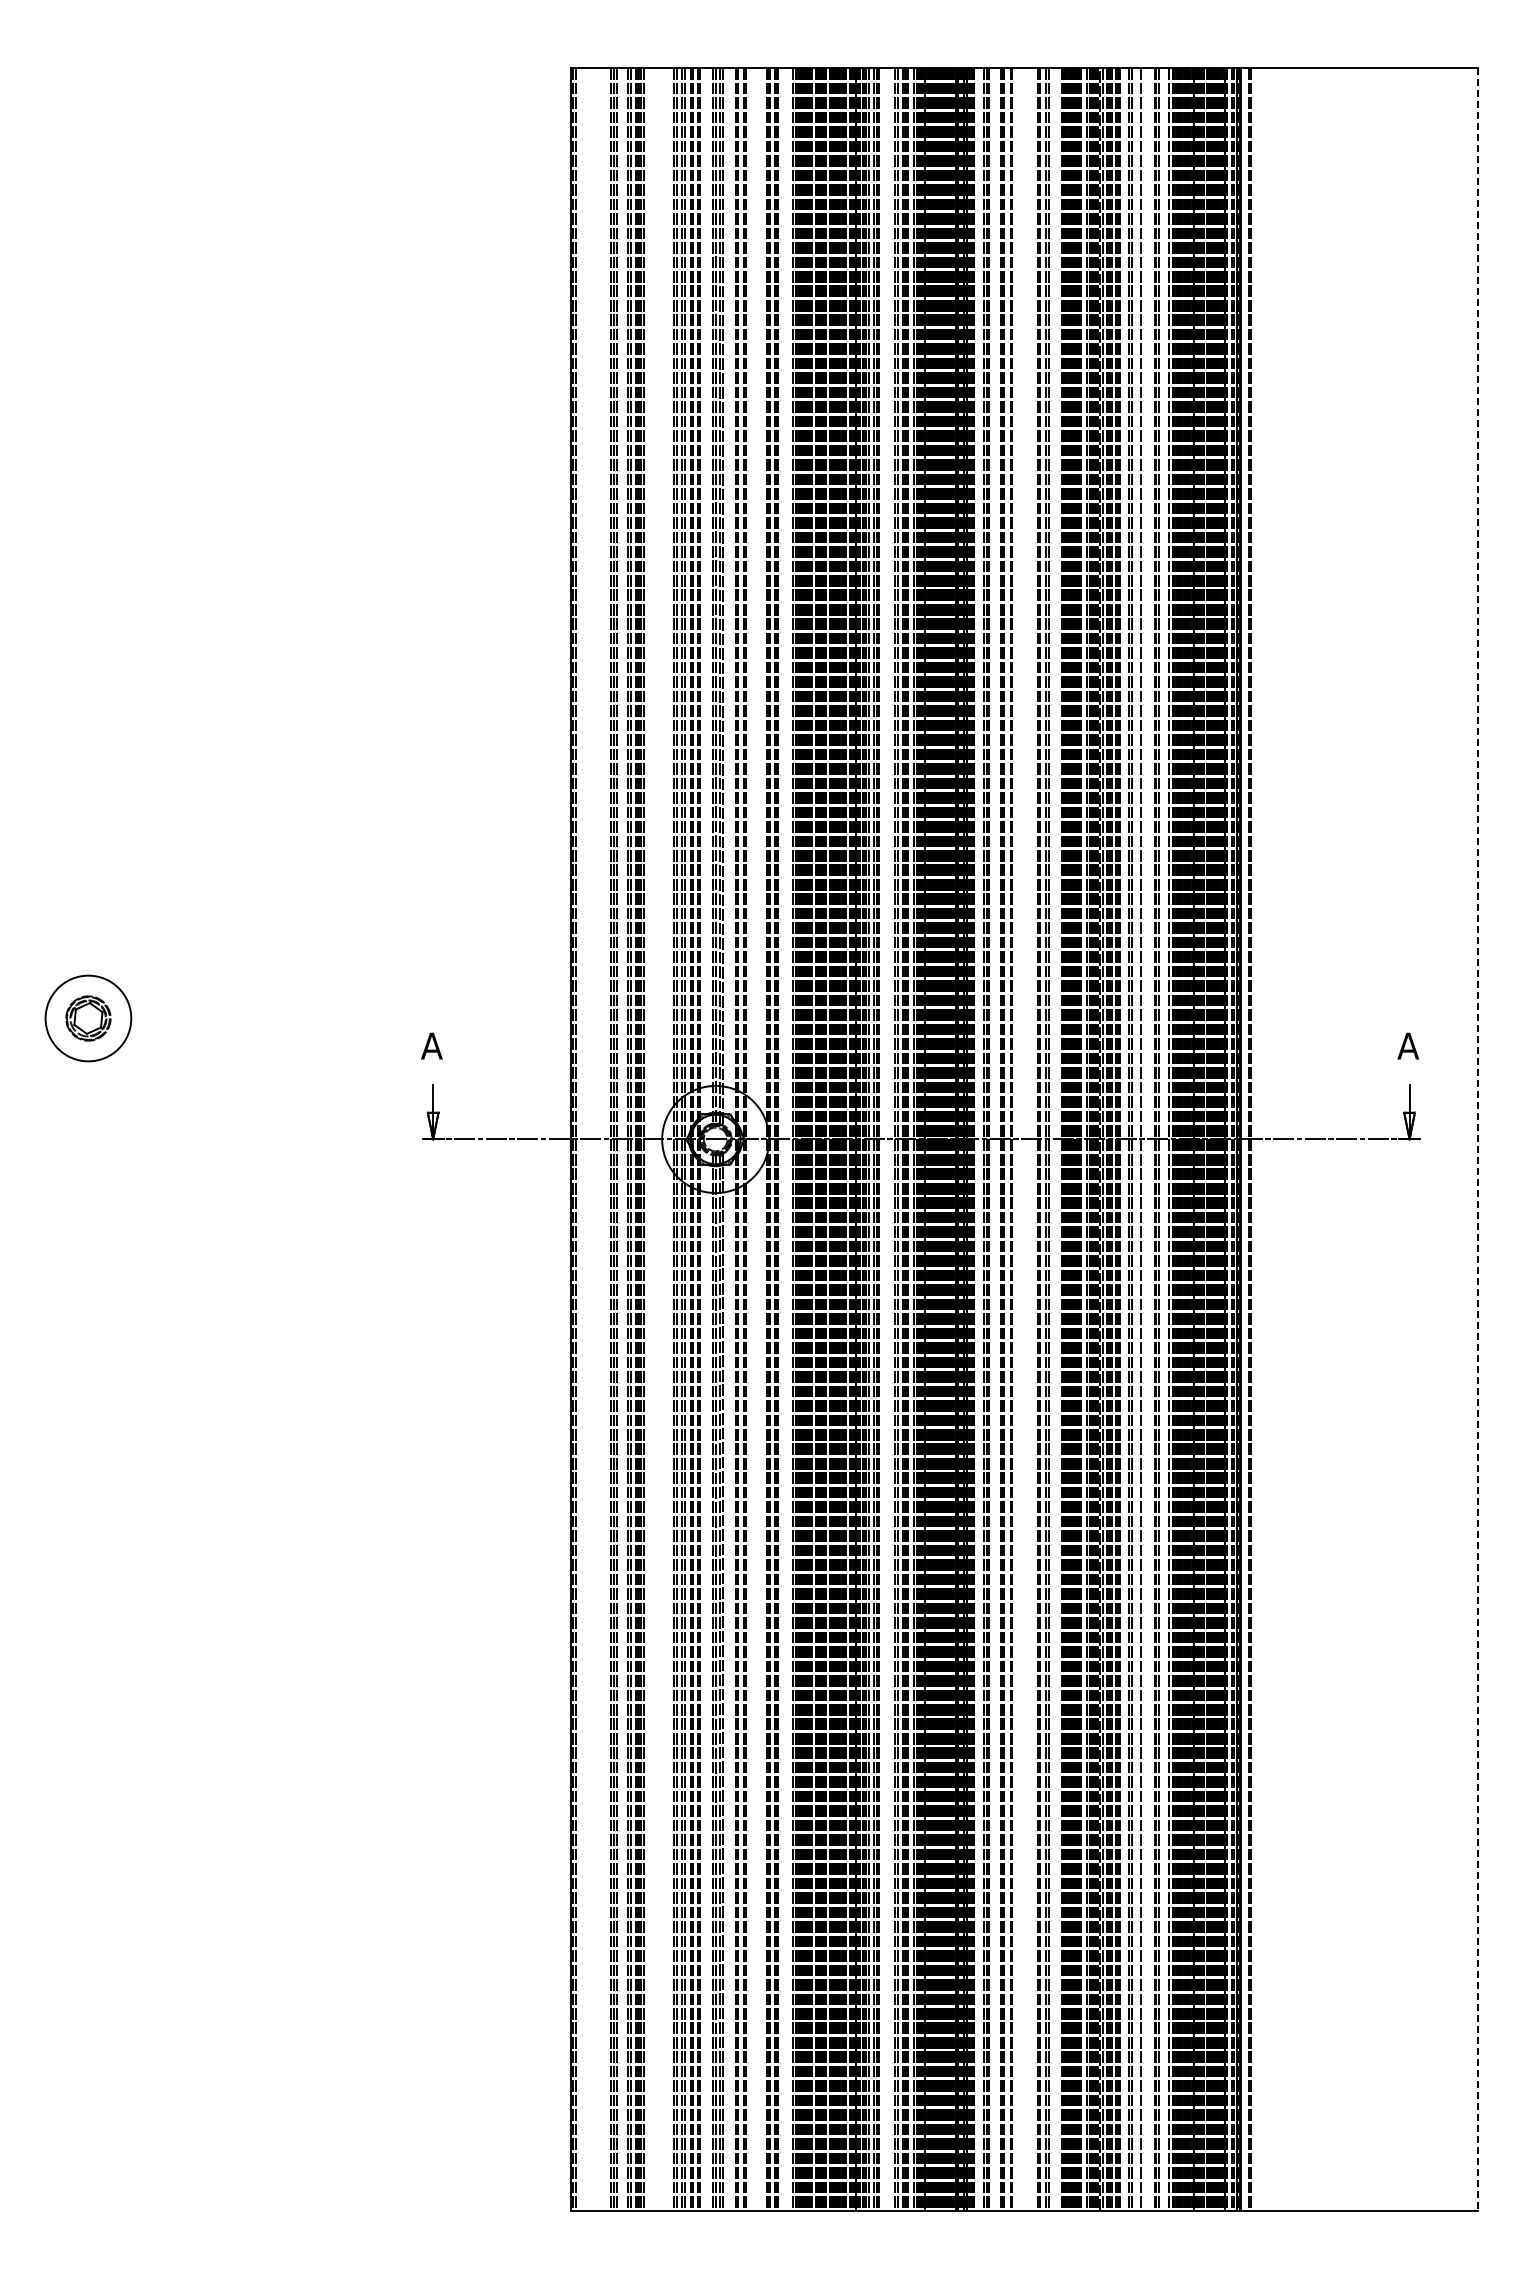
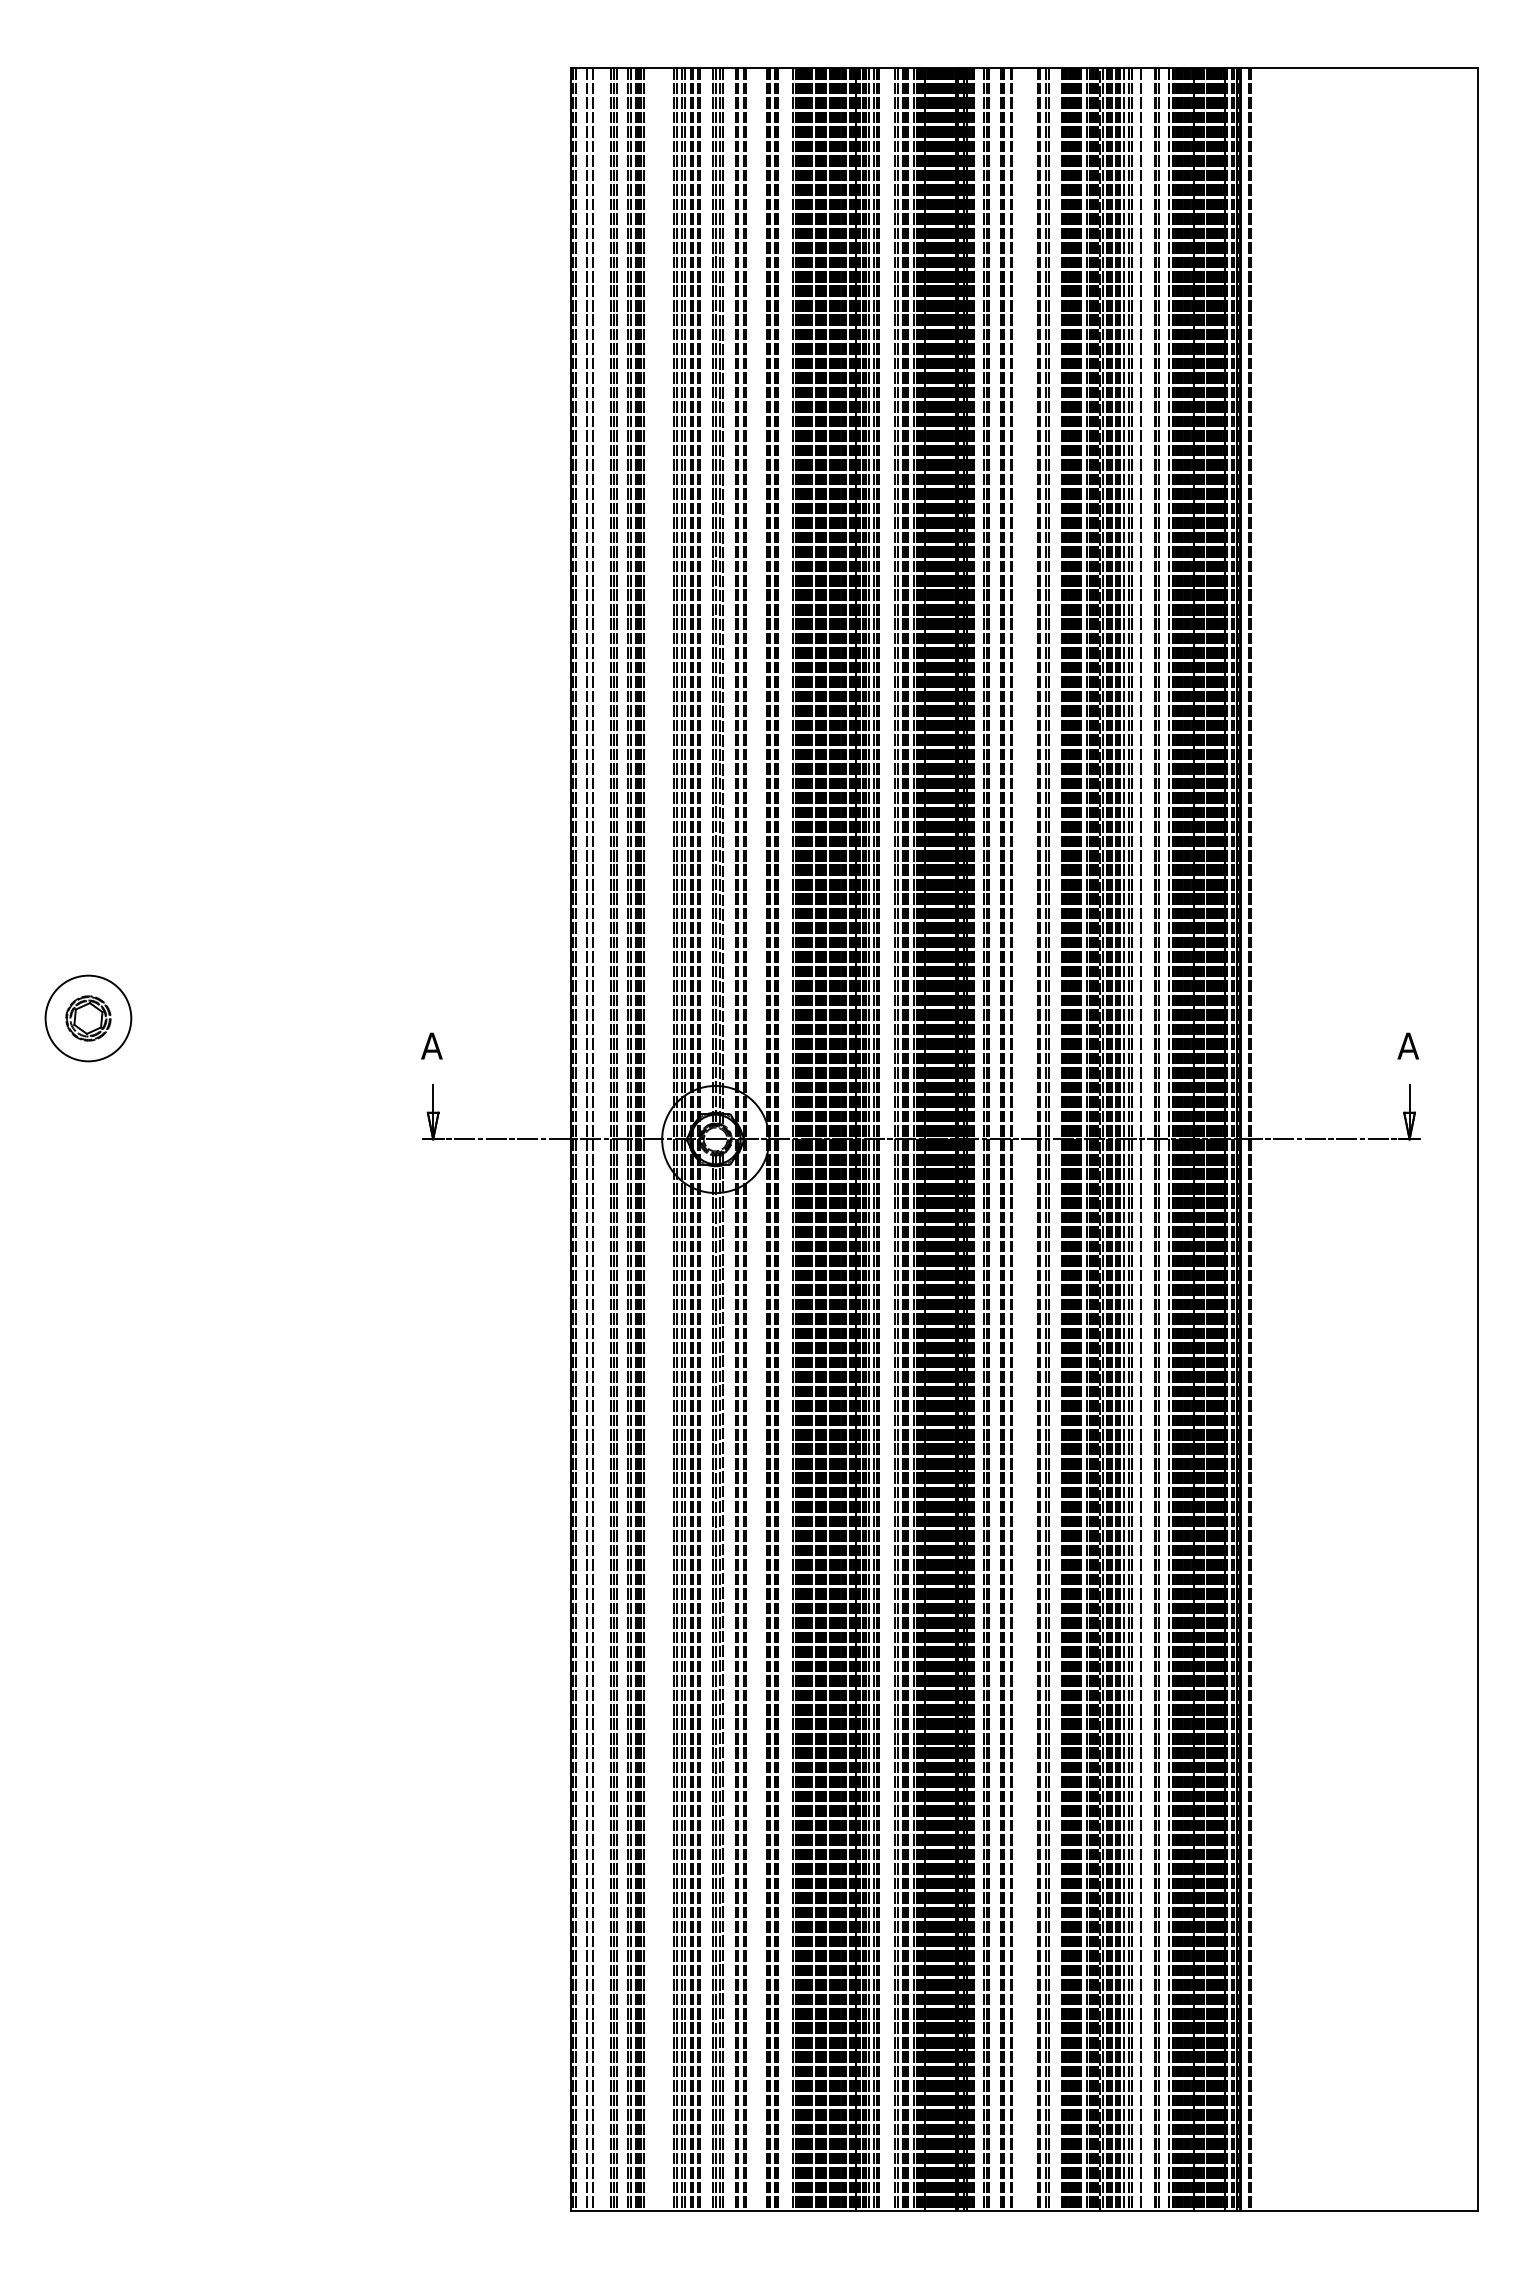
line: none -> present (587, 1139)
line: none -> present (592, 1139)
line: none -> present (1123, 1139)
line: dashed -> solid (1478, 1139)
